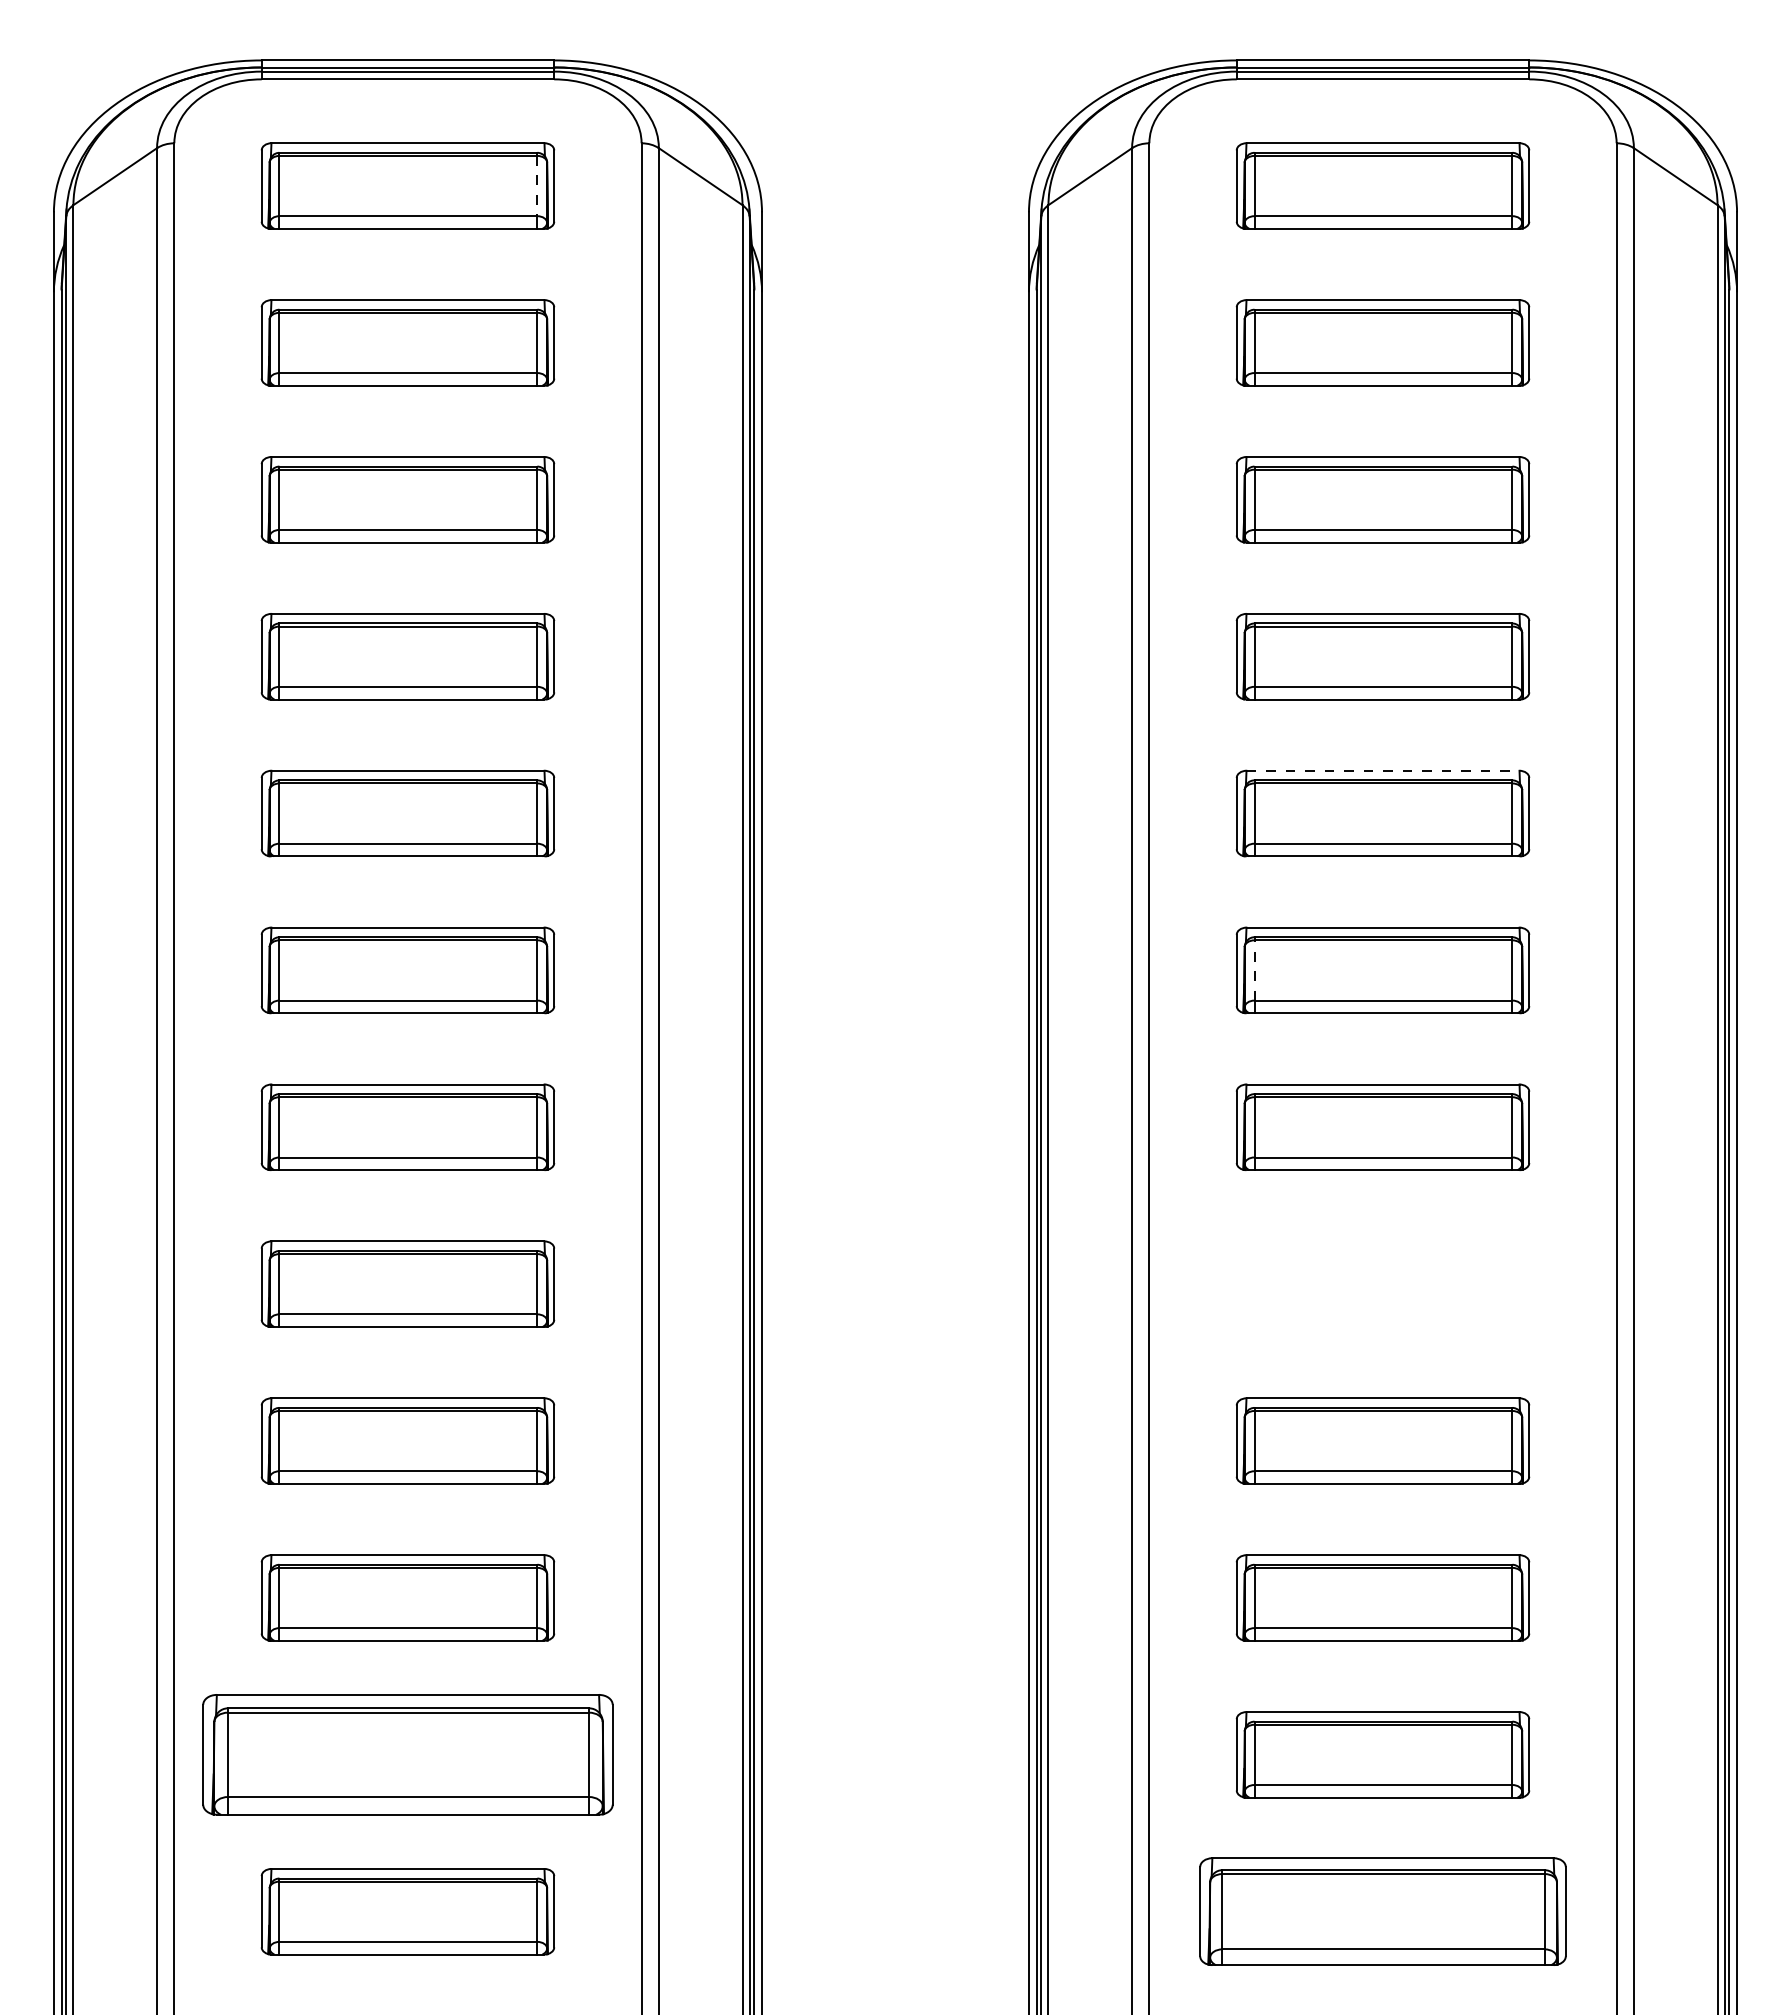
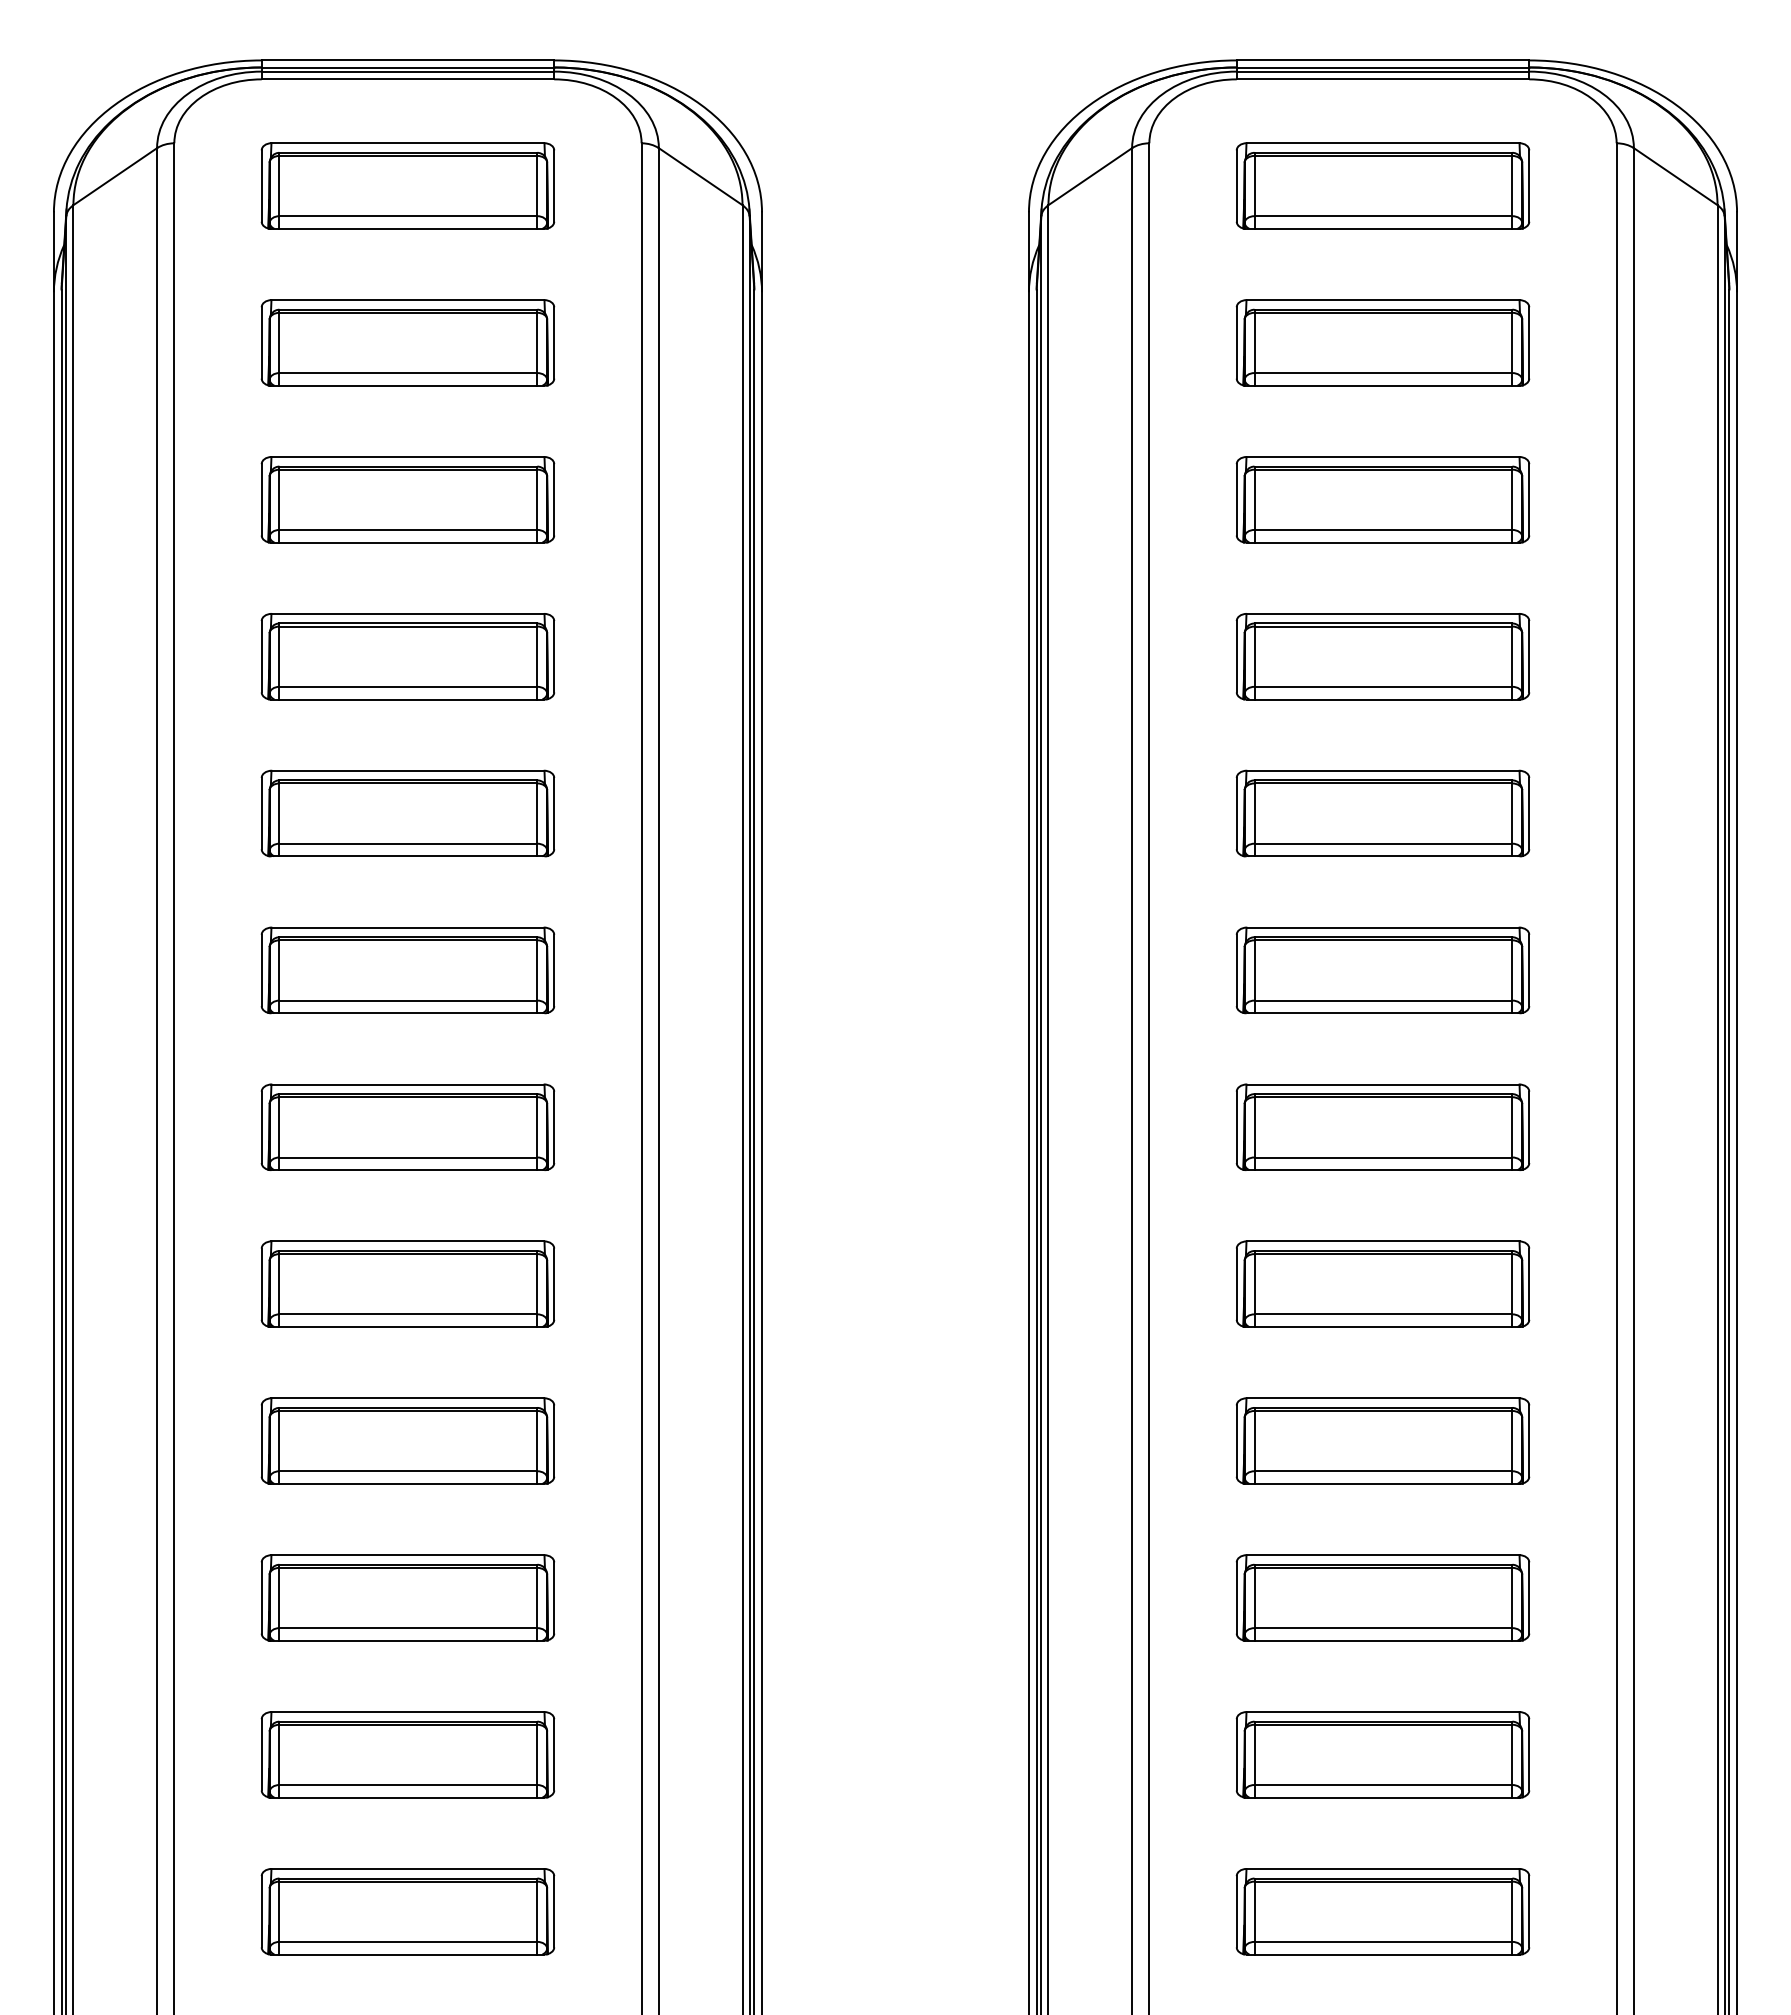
line: dashed -> solid (537, 186)
line: dashed -> solid (1383, 770)
line: dashed -> solid (1254, 970)
part: none -> present (1382, 1283)
part size: 412x122 px -> 296x88 px (407, 1754)
part size: 368x109 px -> 296x88 px (1382, 1911)
